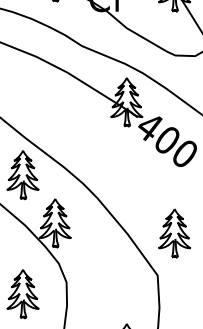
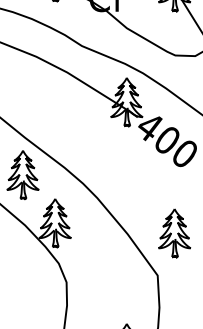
part: present -> none (22, 294)
